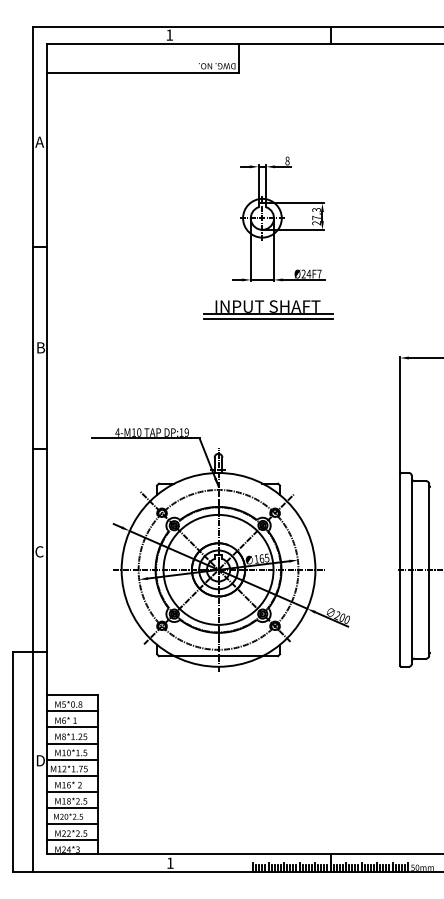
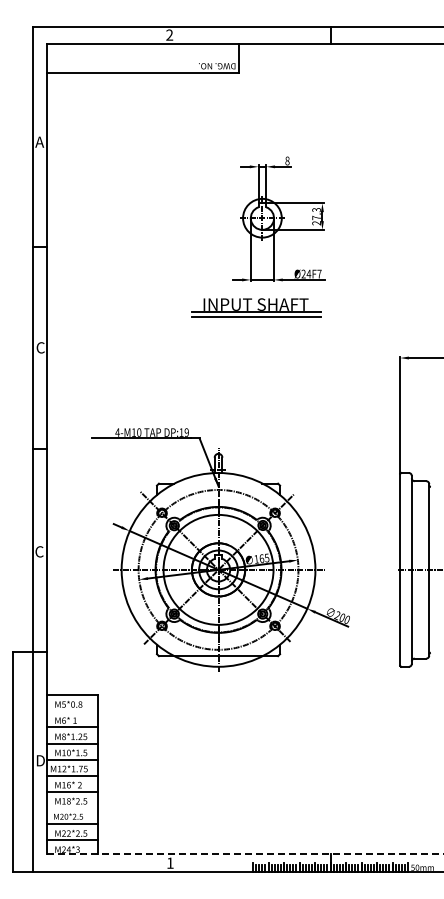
text: 1 -> 2 (169, 34)
part position: (268, 309) -> (256, 307) (256, 307)
text: B -> C (40, 347)
line: present -> none (71, 711)
line: present -> none (71, 808)
line: solid -> dashed (245, 854)
